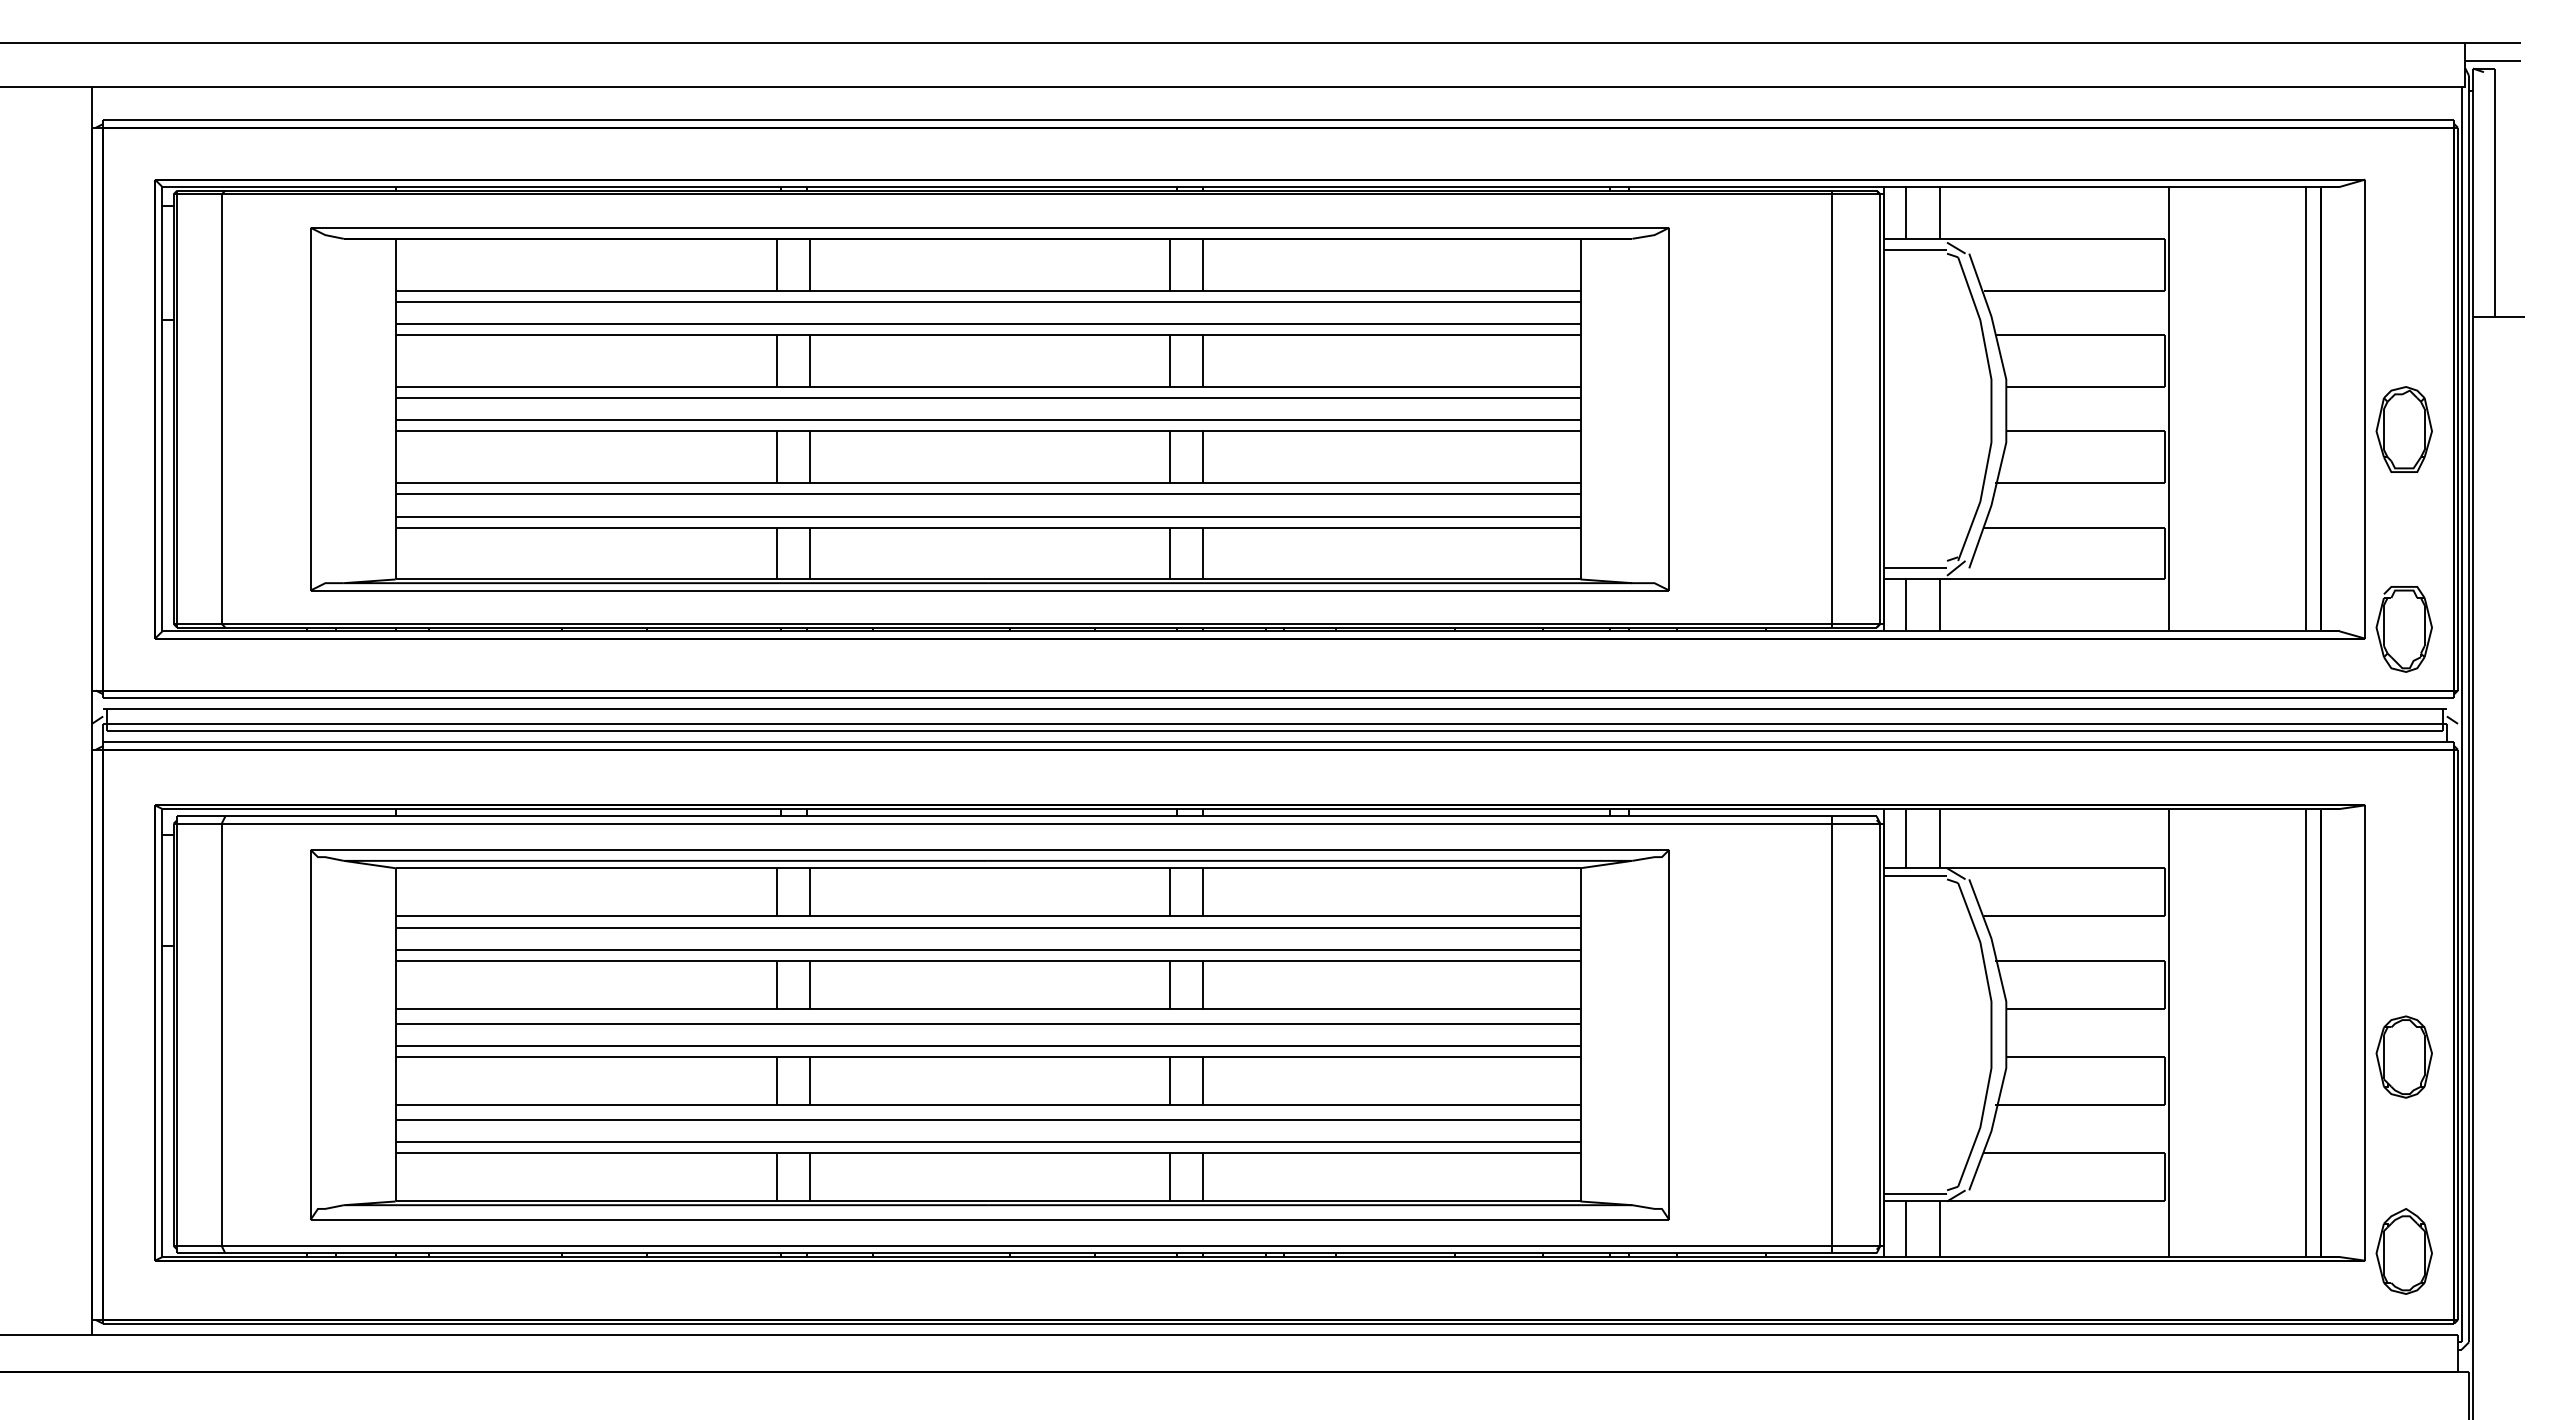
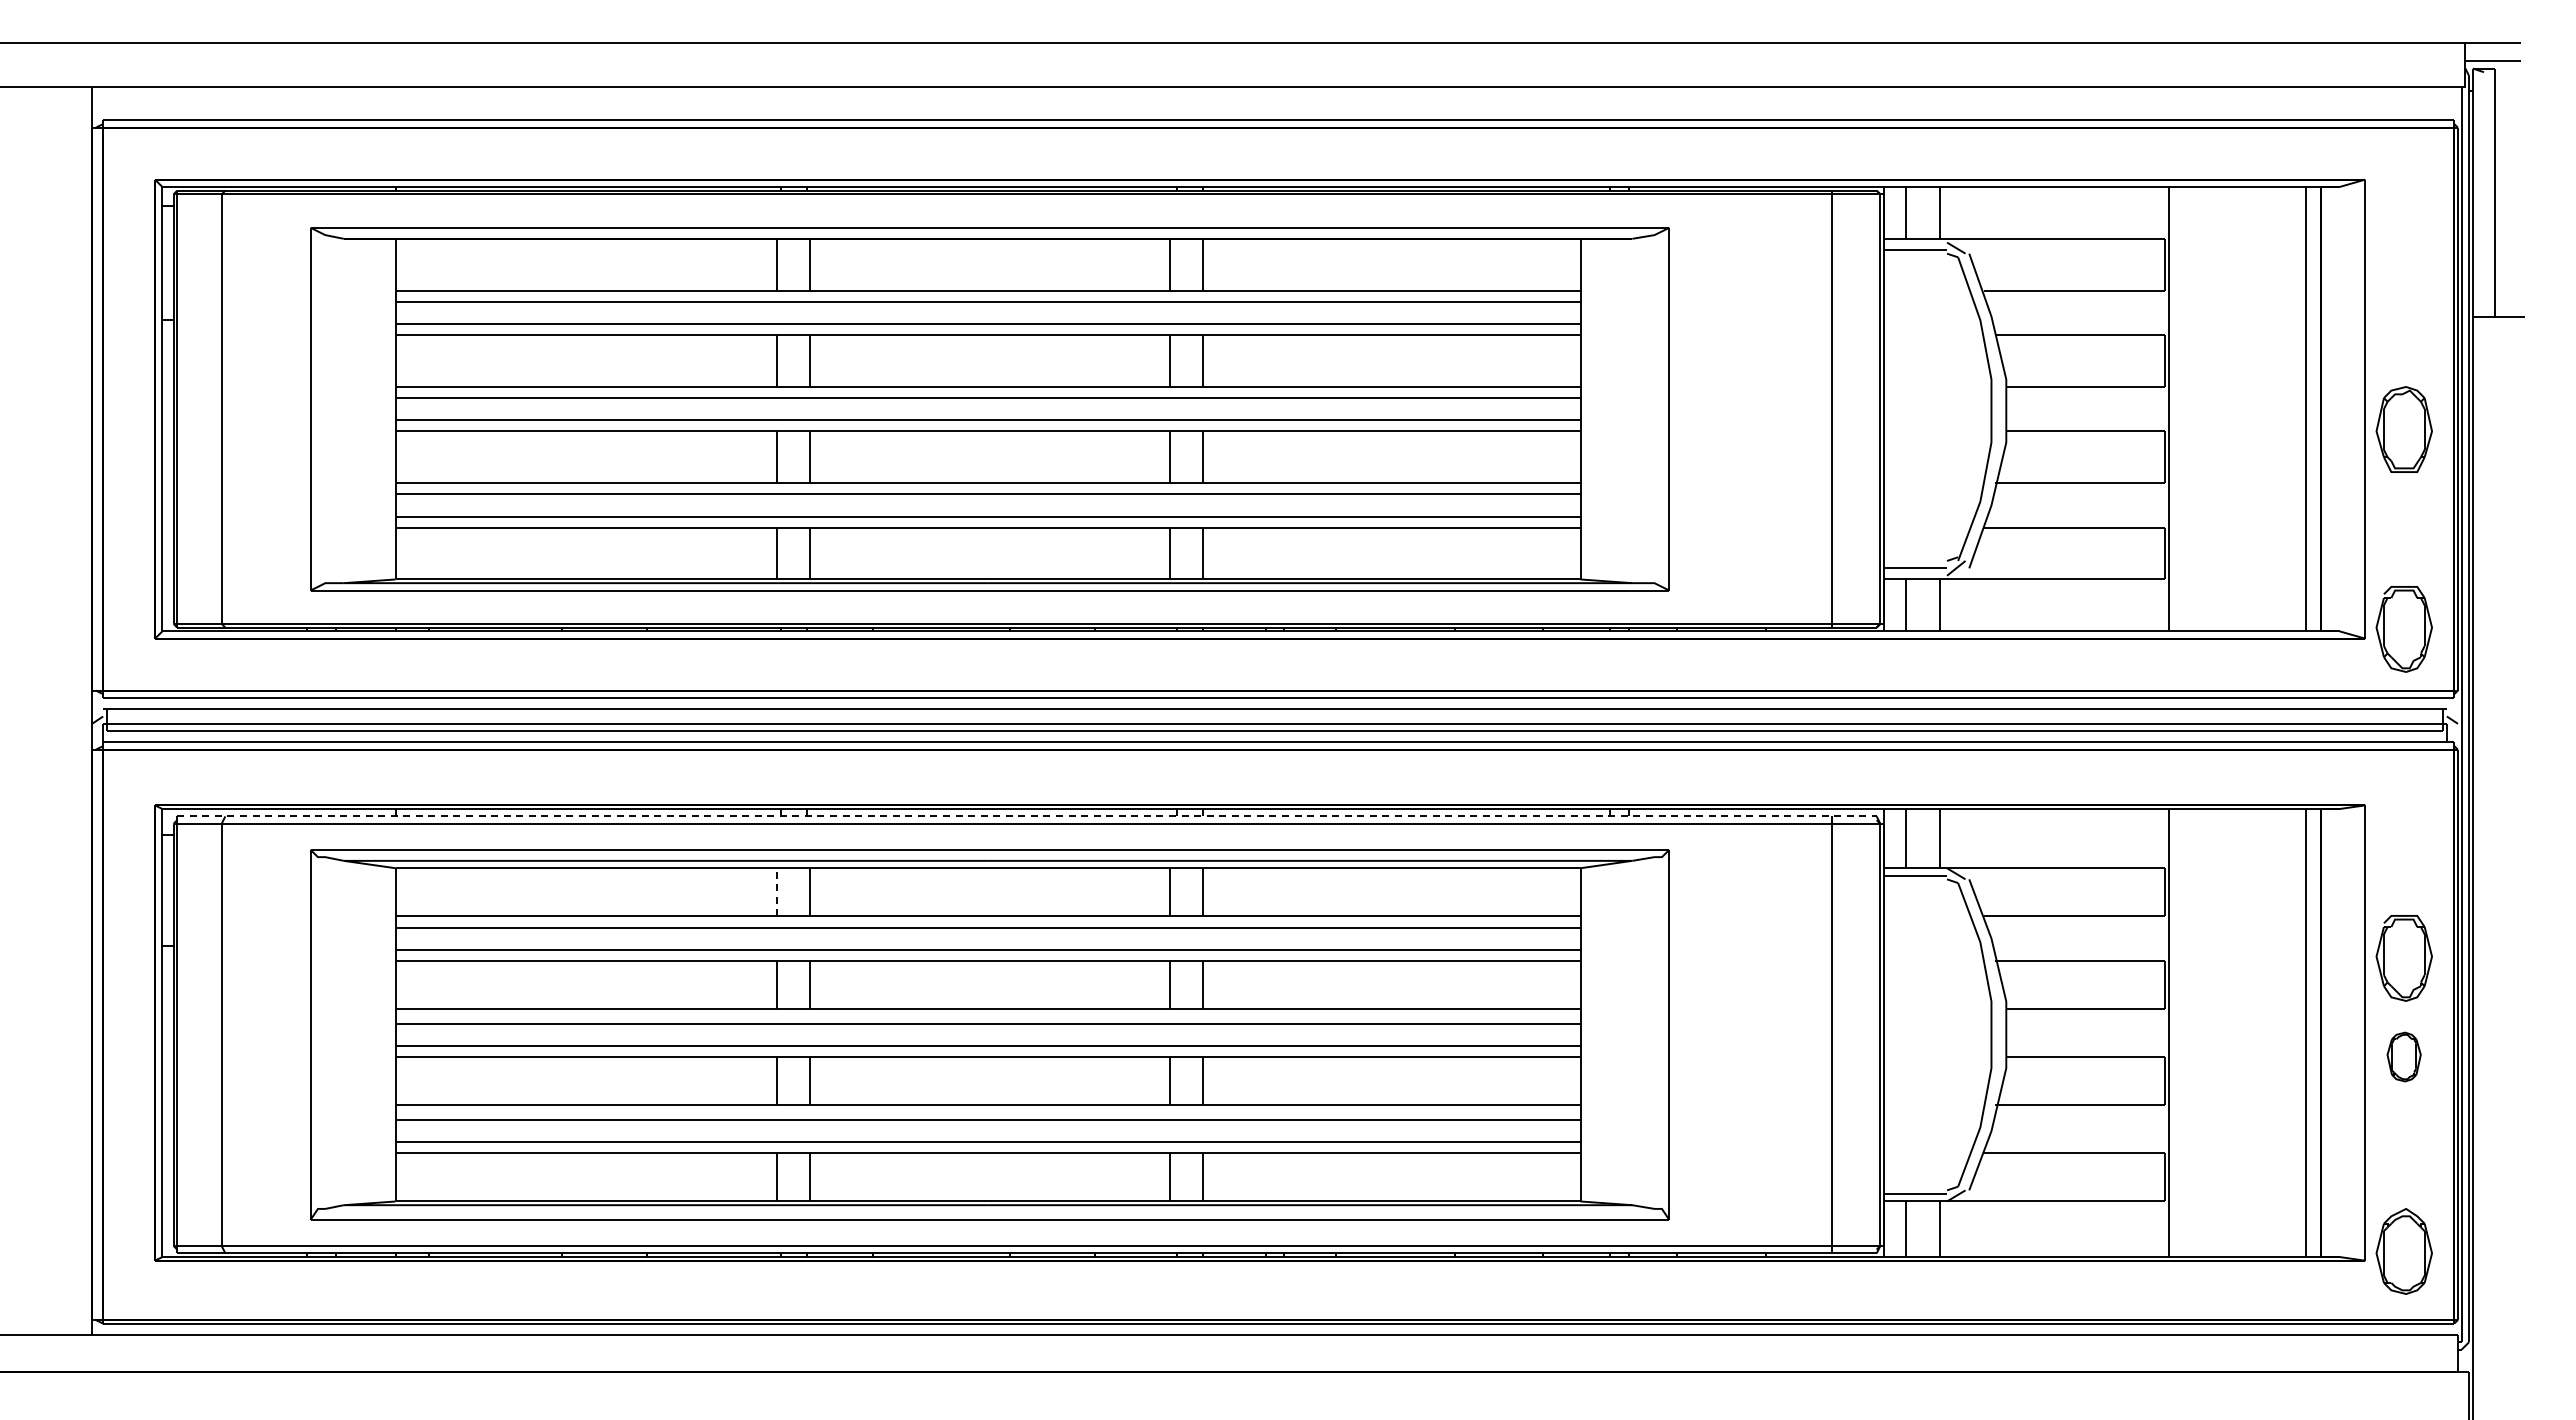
line: solid -> dashed (1026, 816)
line: solid -> dashed (777, 891)
part: none -> present (2403, 958)
part size: 58x84 px -> 36x52 px (2403, 1056)
